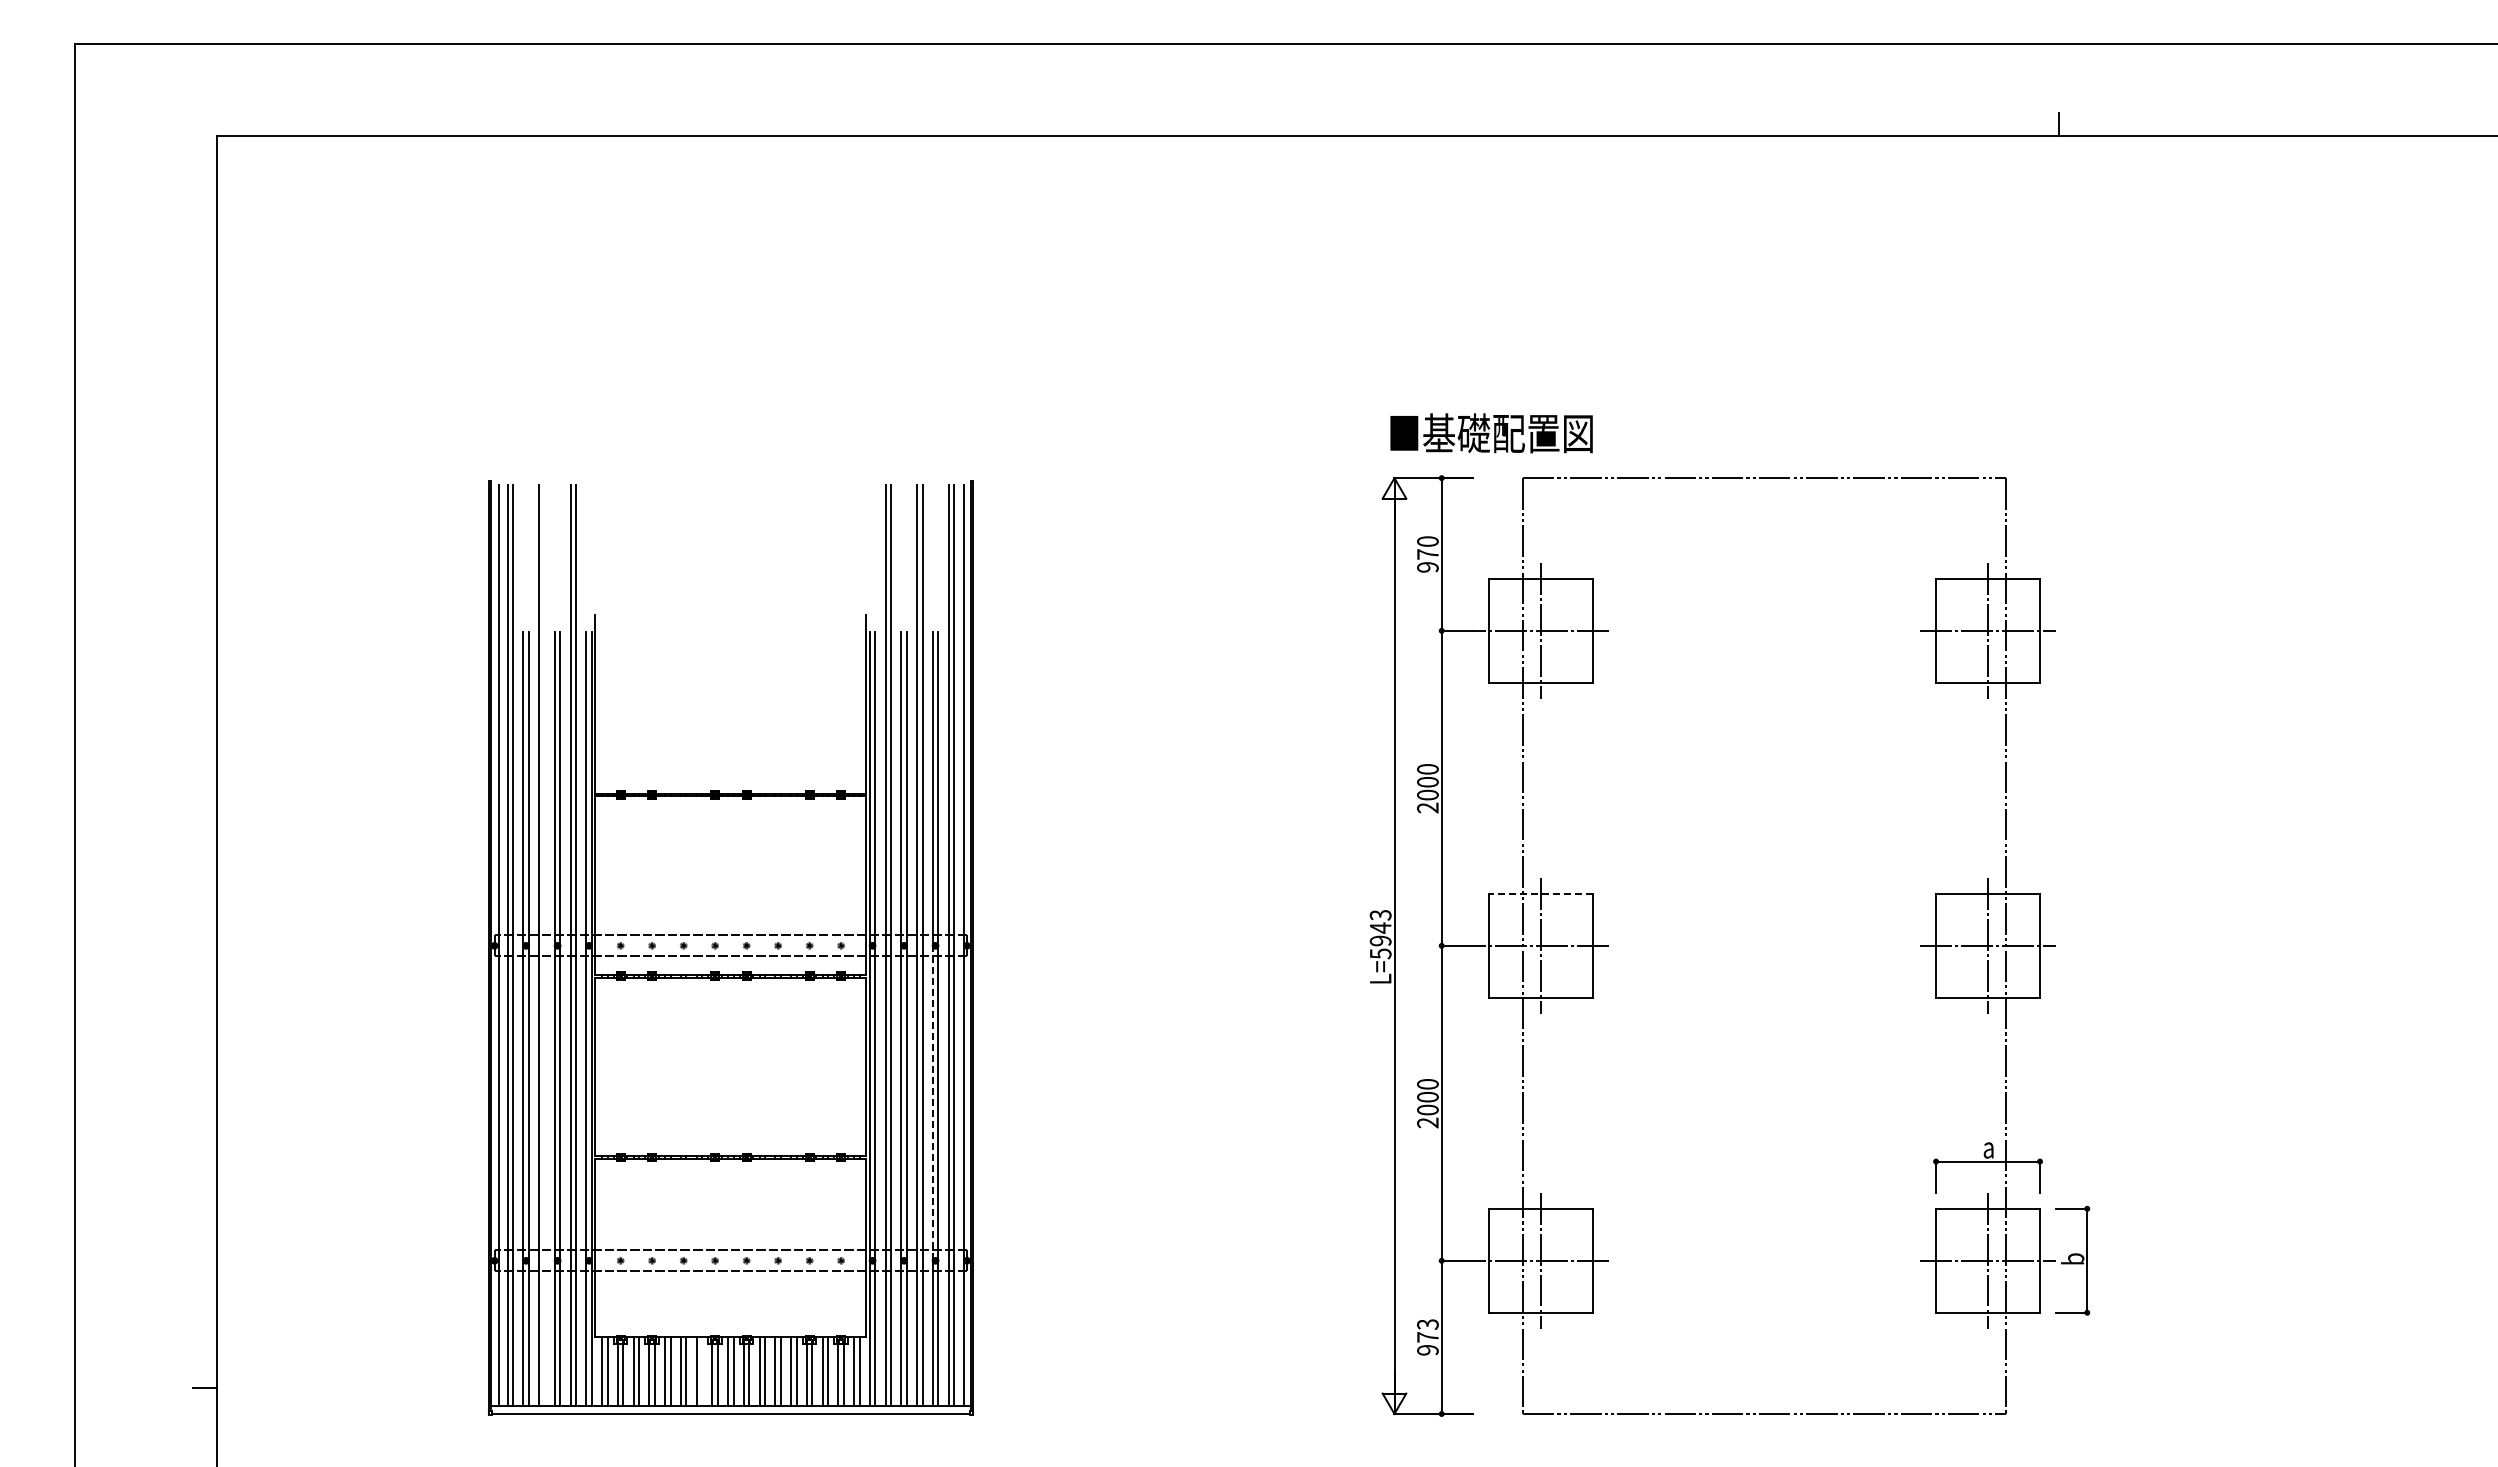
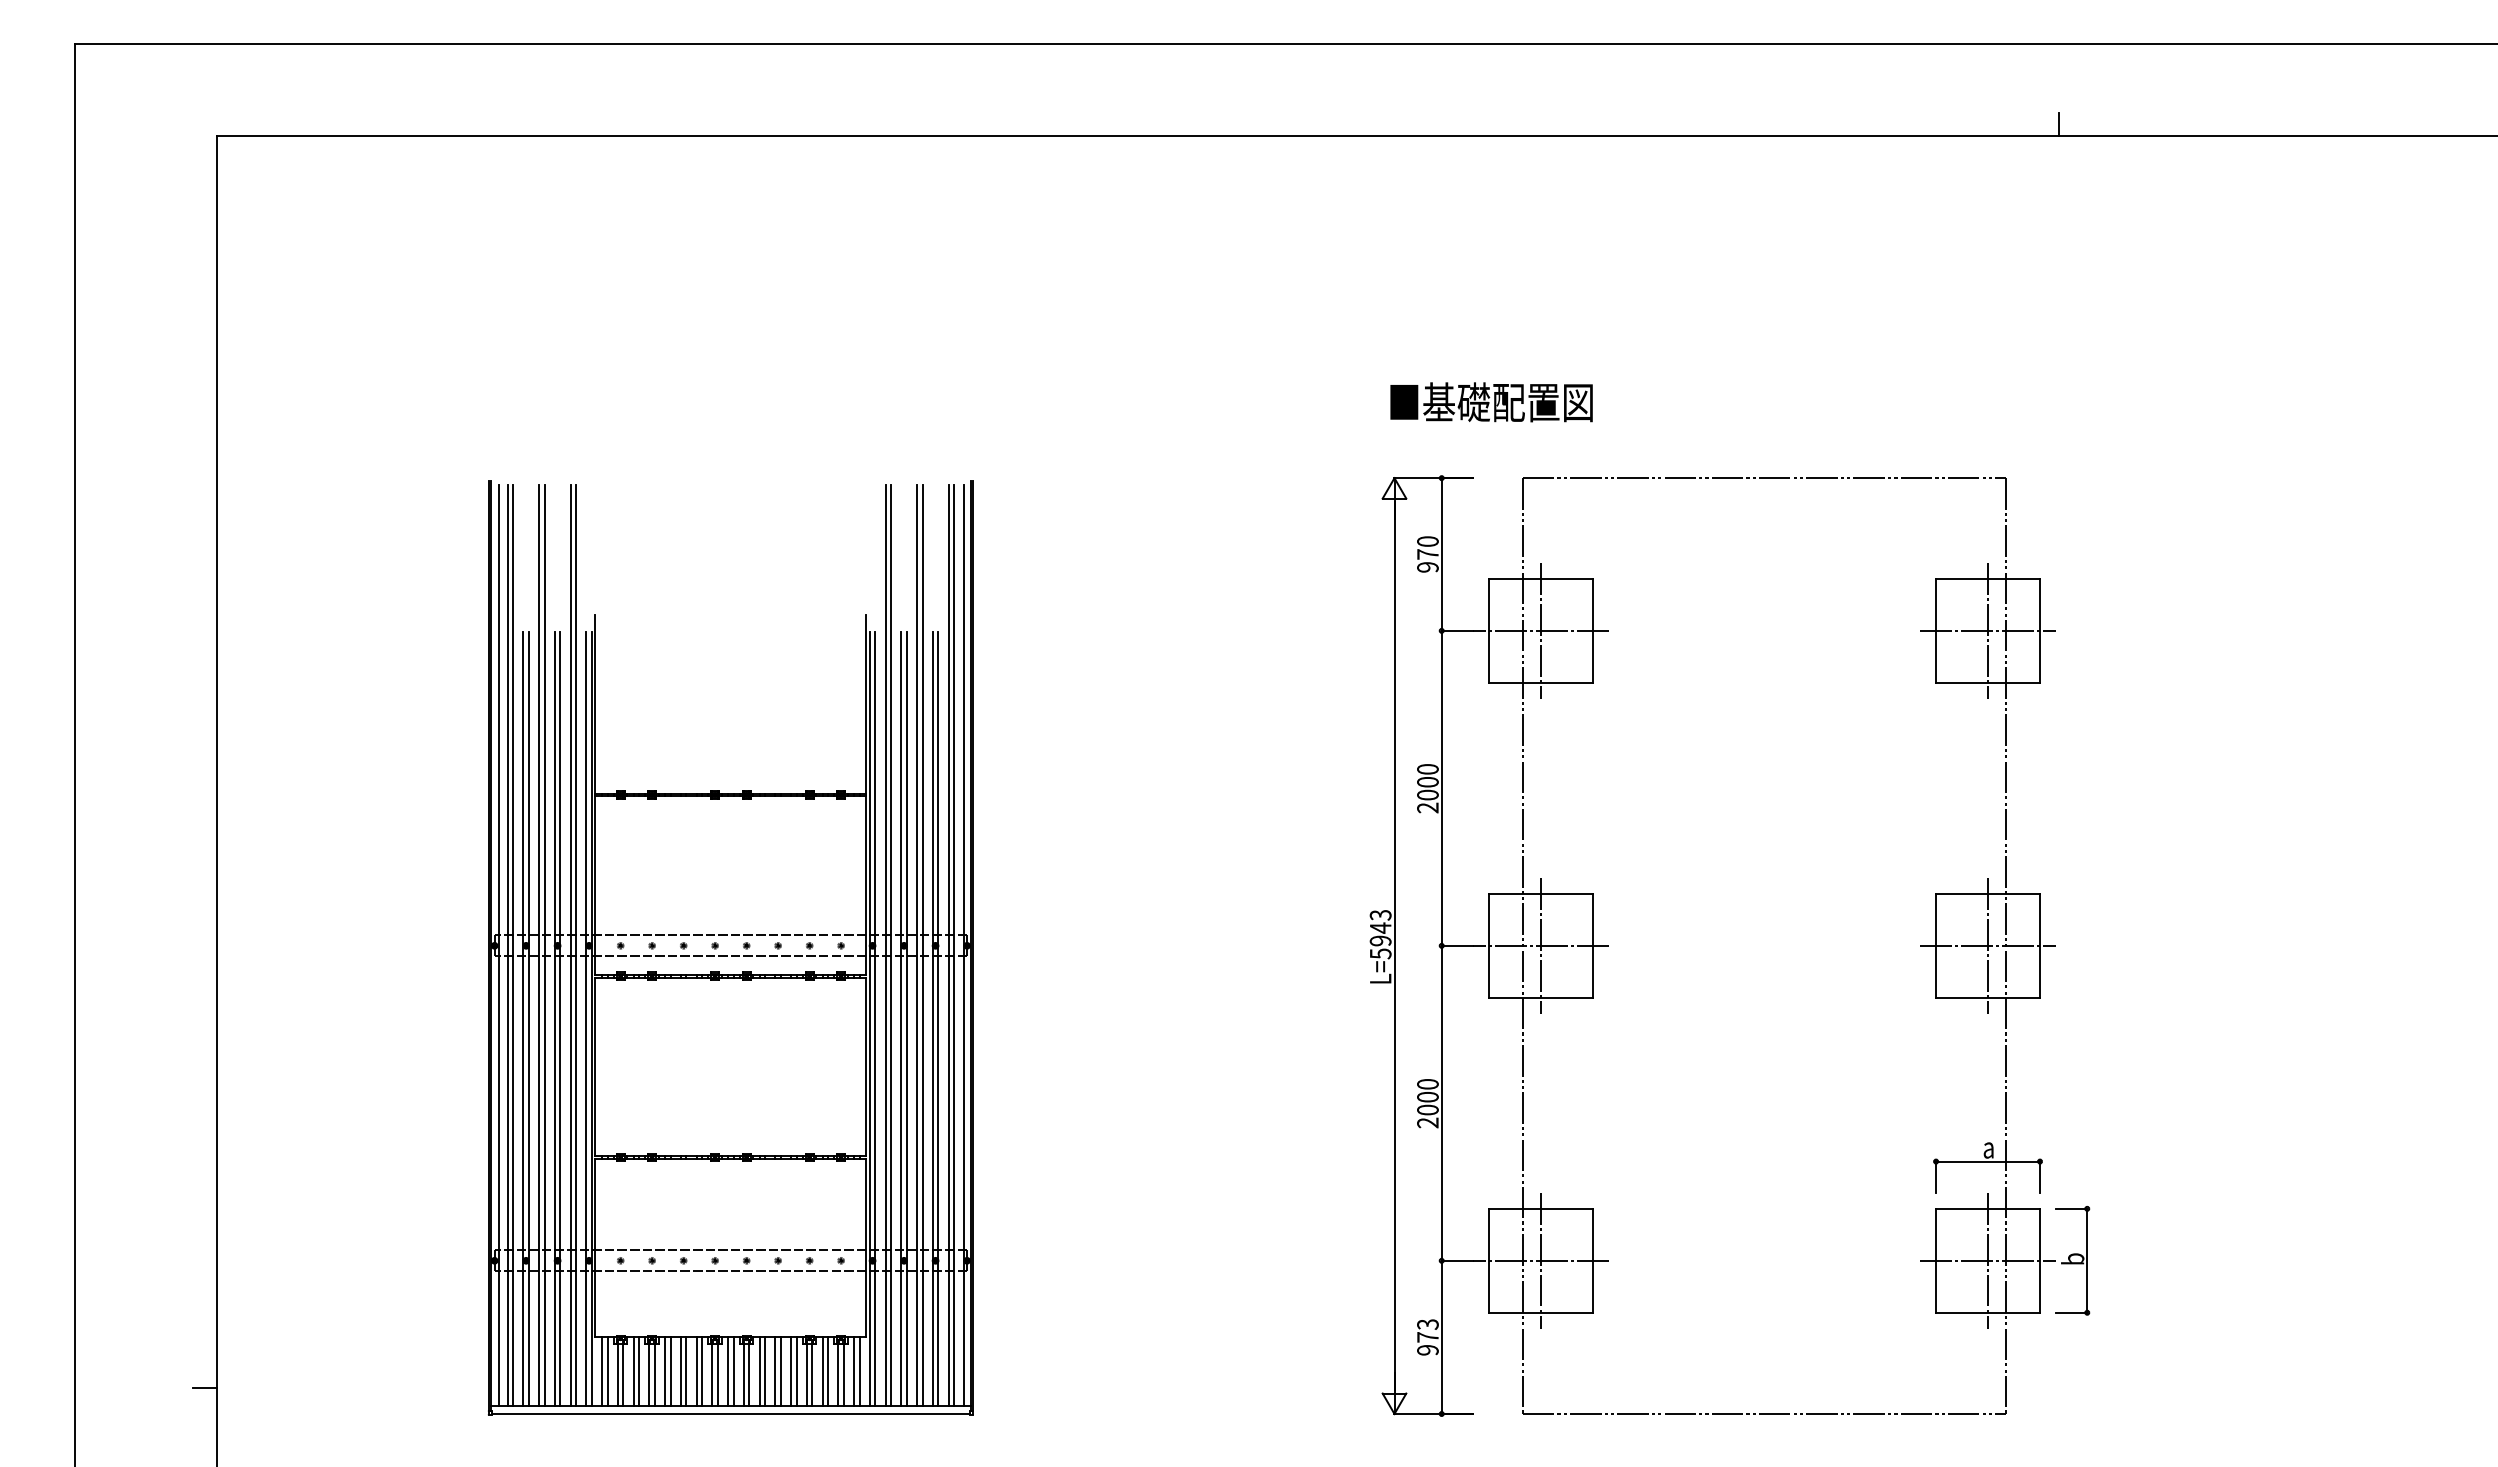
text position: (1491, 433) -> (1491, 402) (1491, 402)
line: dashed -> solid (1540, 893)
line: none -> present (544, 945)
line: dashed -> solid (932, 1103)
line: none -> present (702, 1371)
